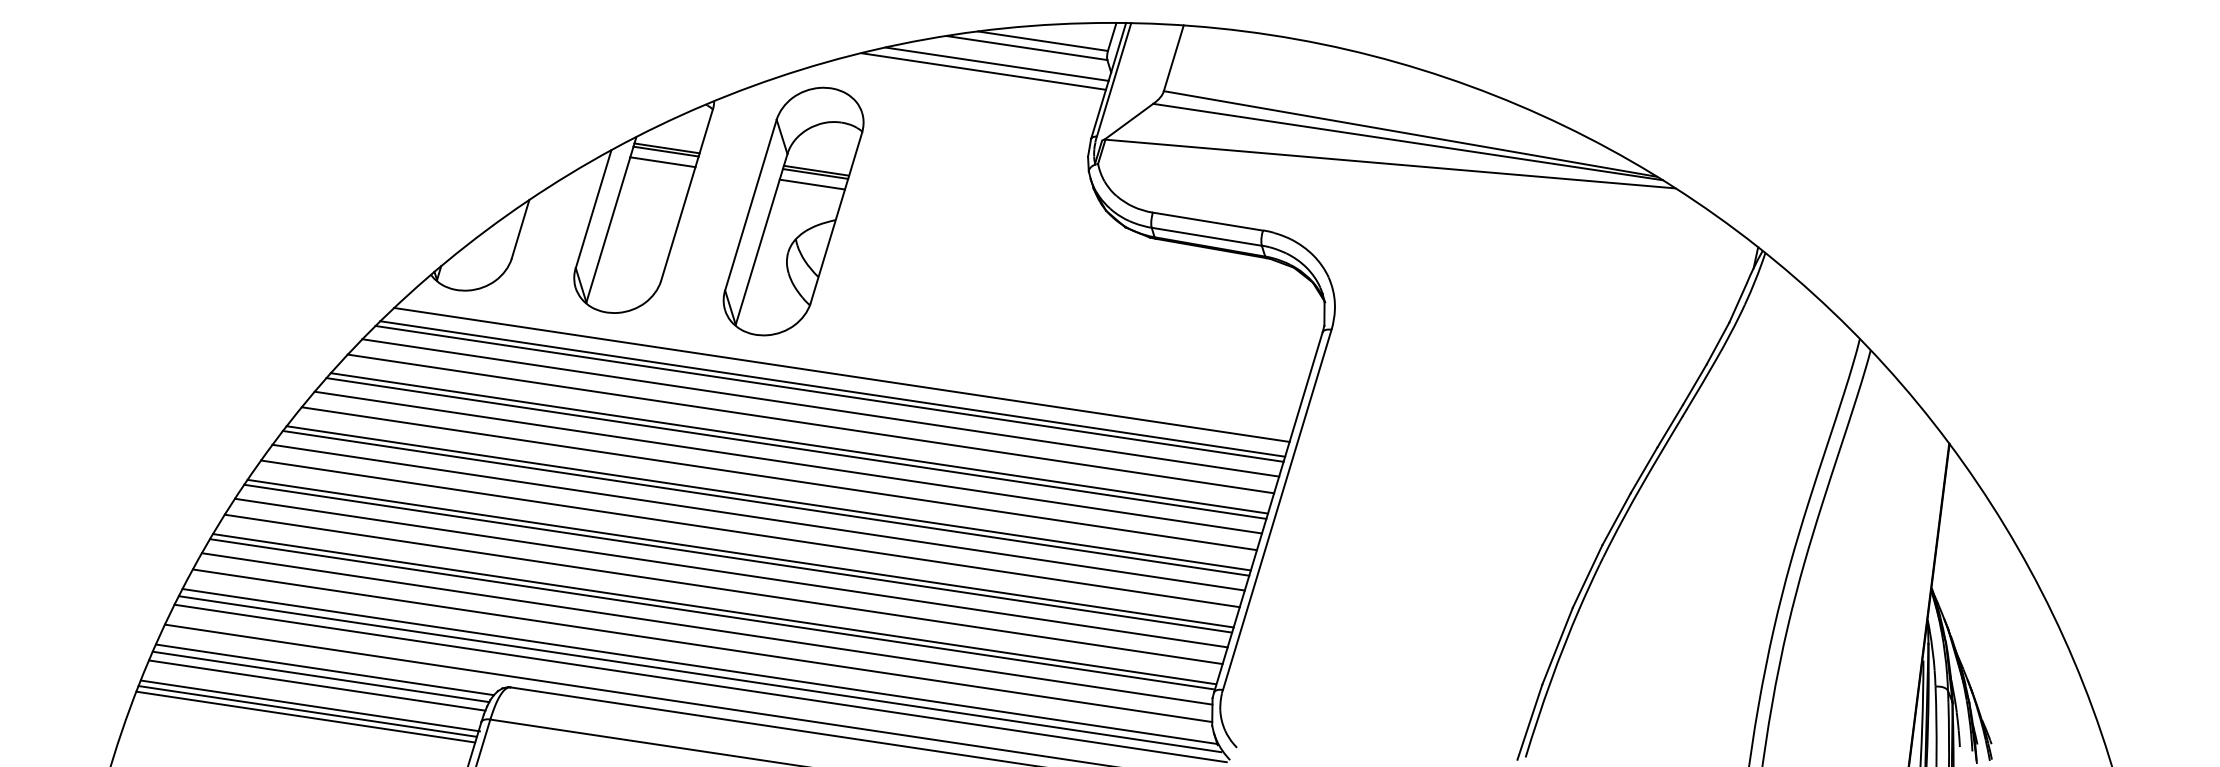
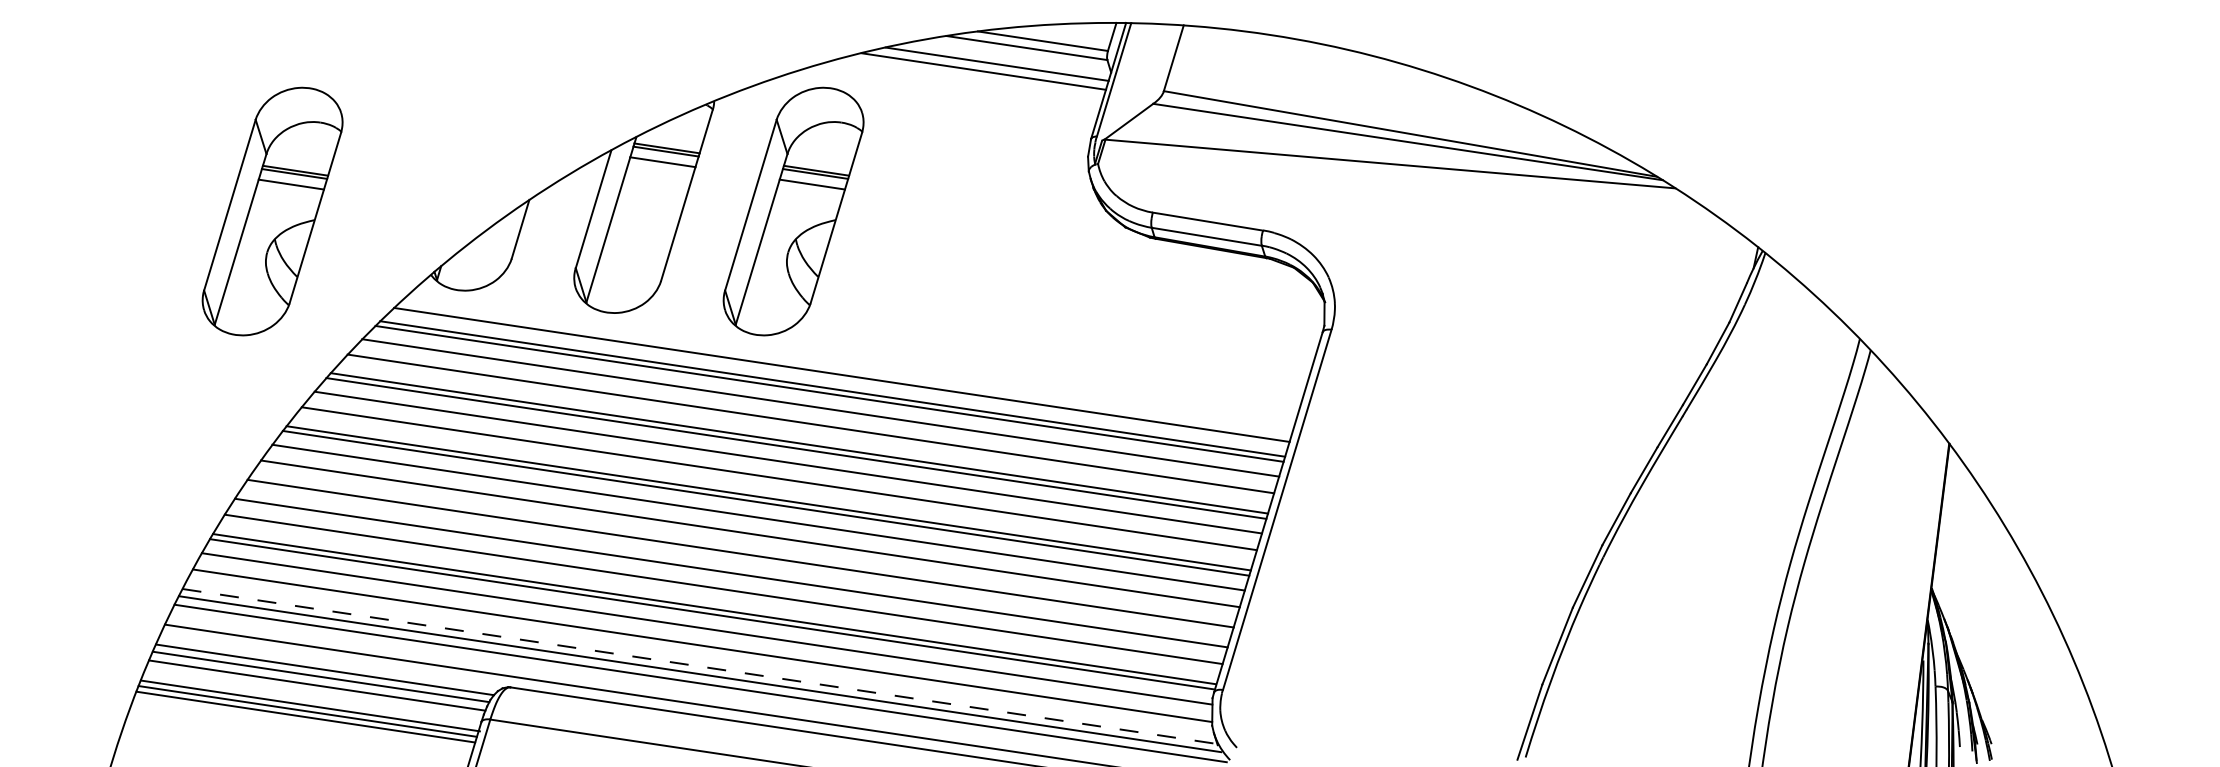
part: none -> present (272, 211)
line: present -> none (738, 558)
line: solid -> dashed (700, 666)
